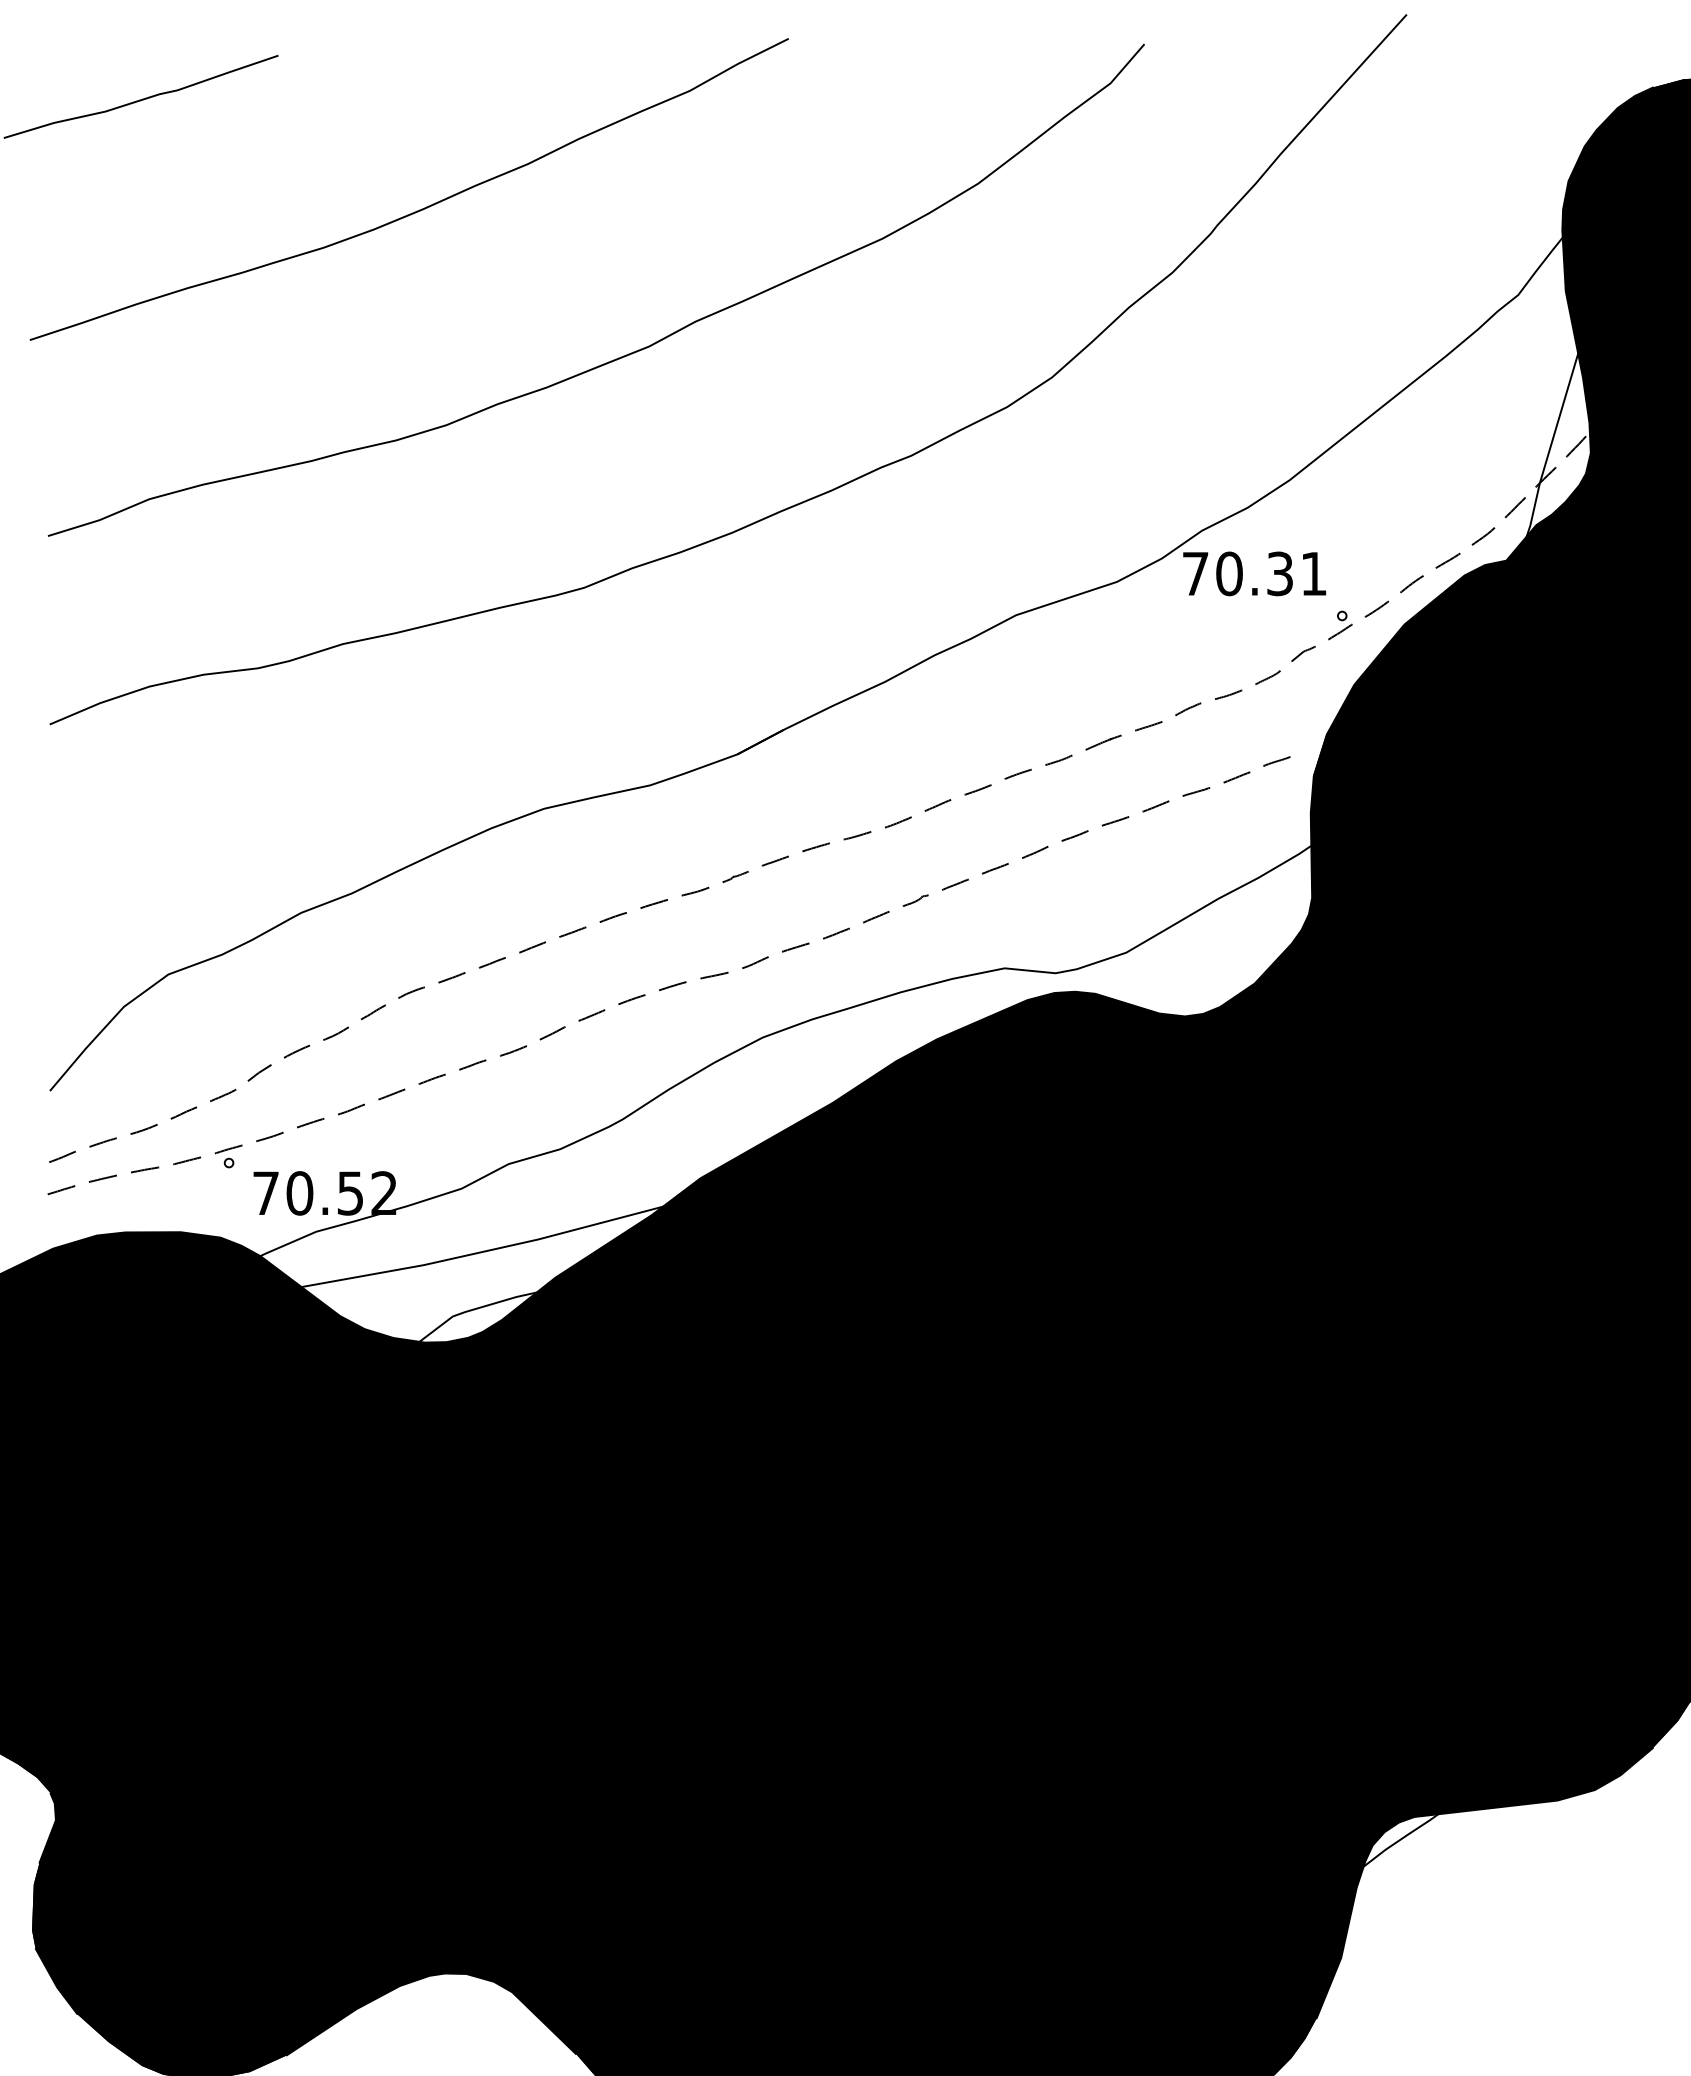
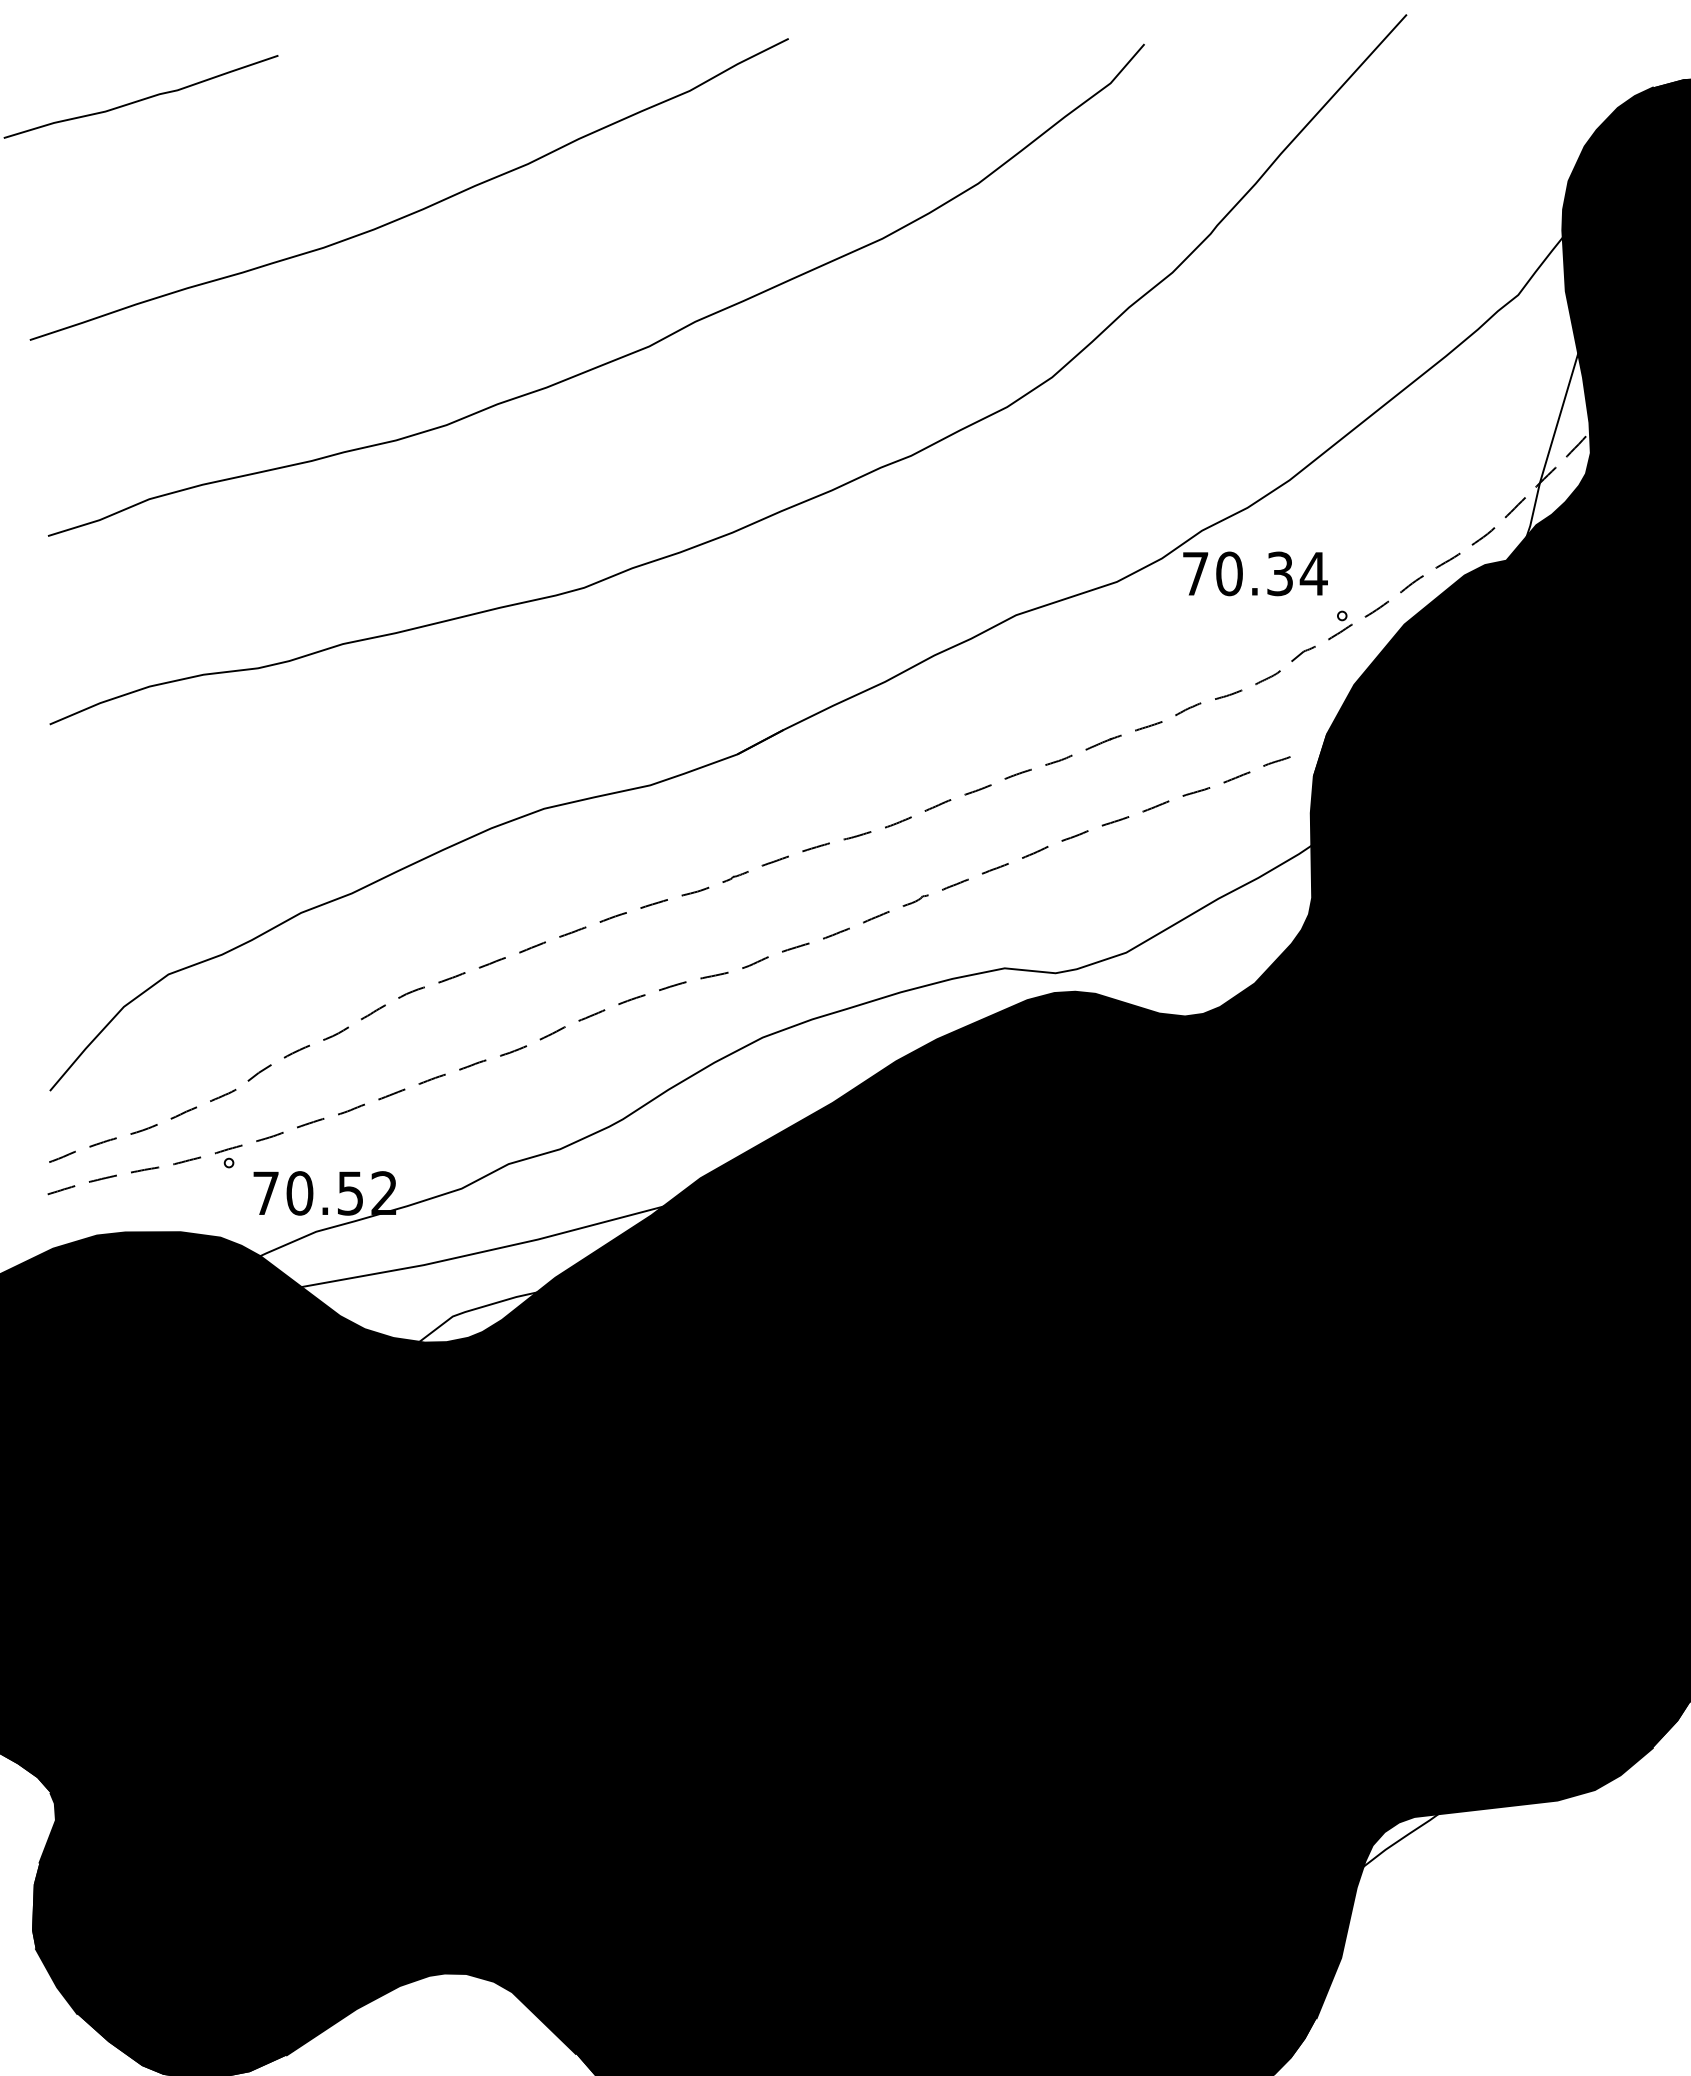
text: 70.31 -> 70.34 (1313, 573)
